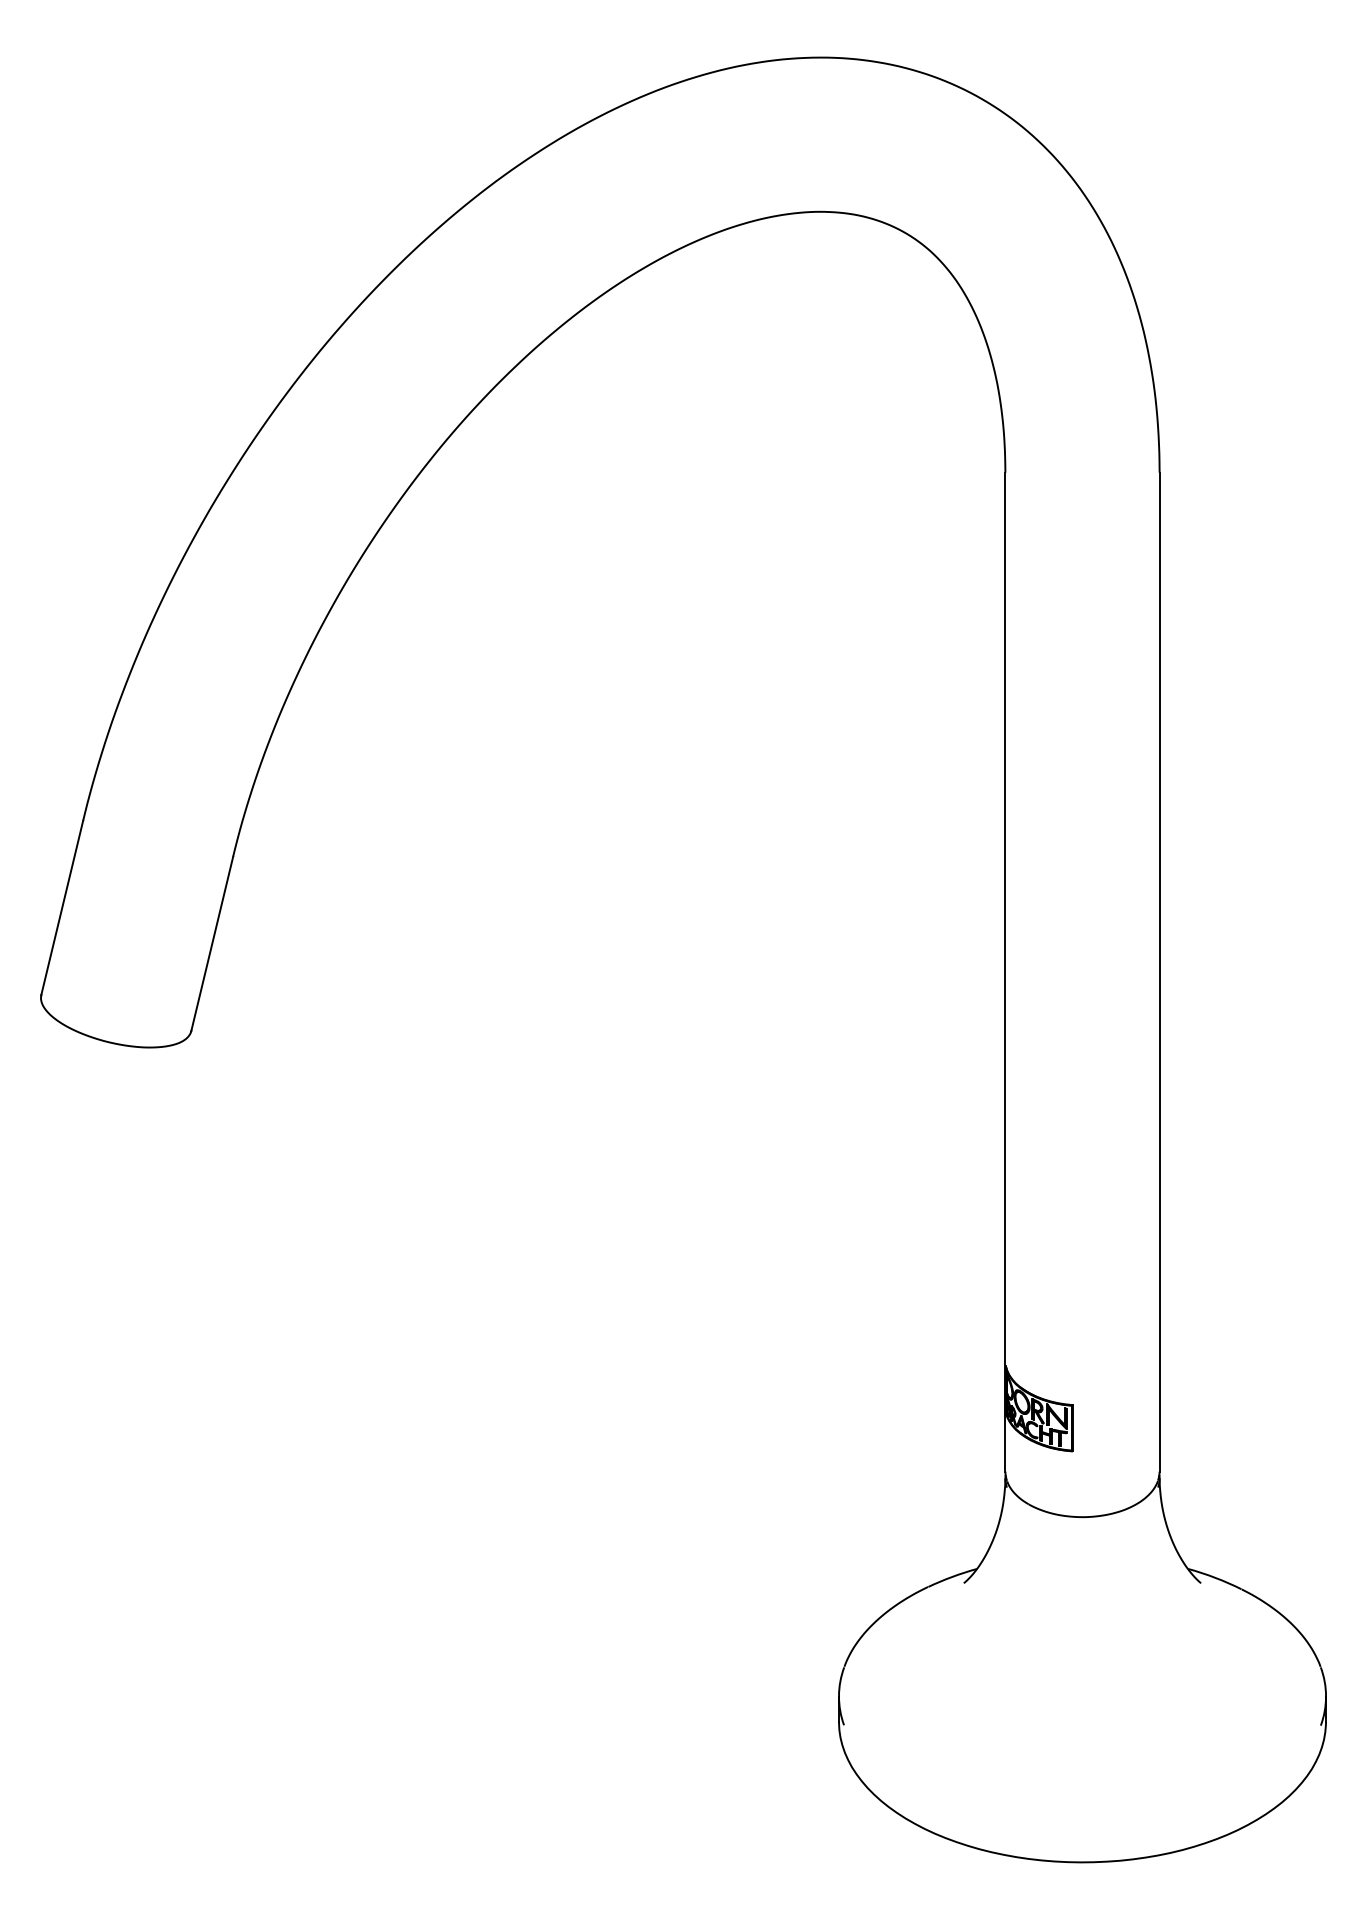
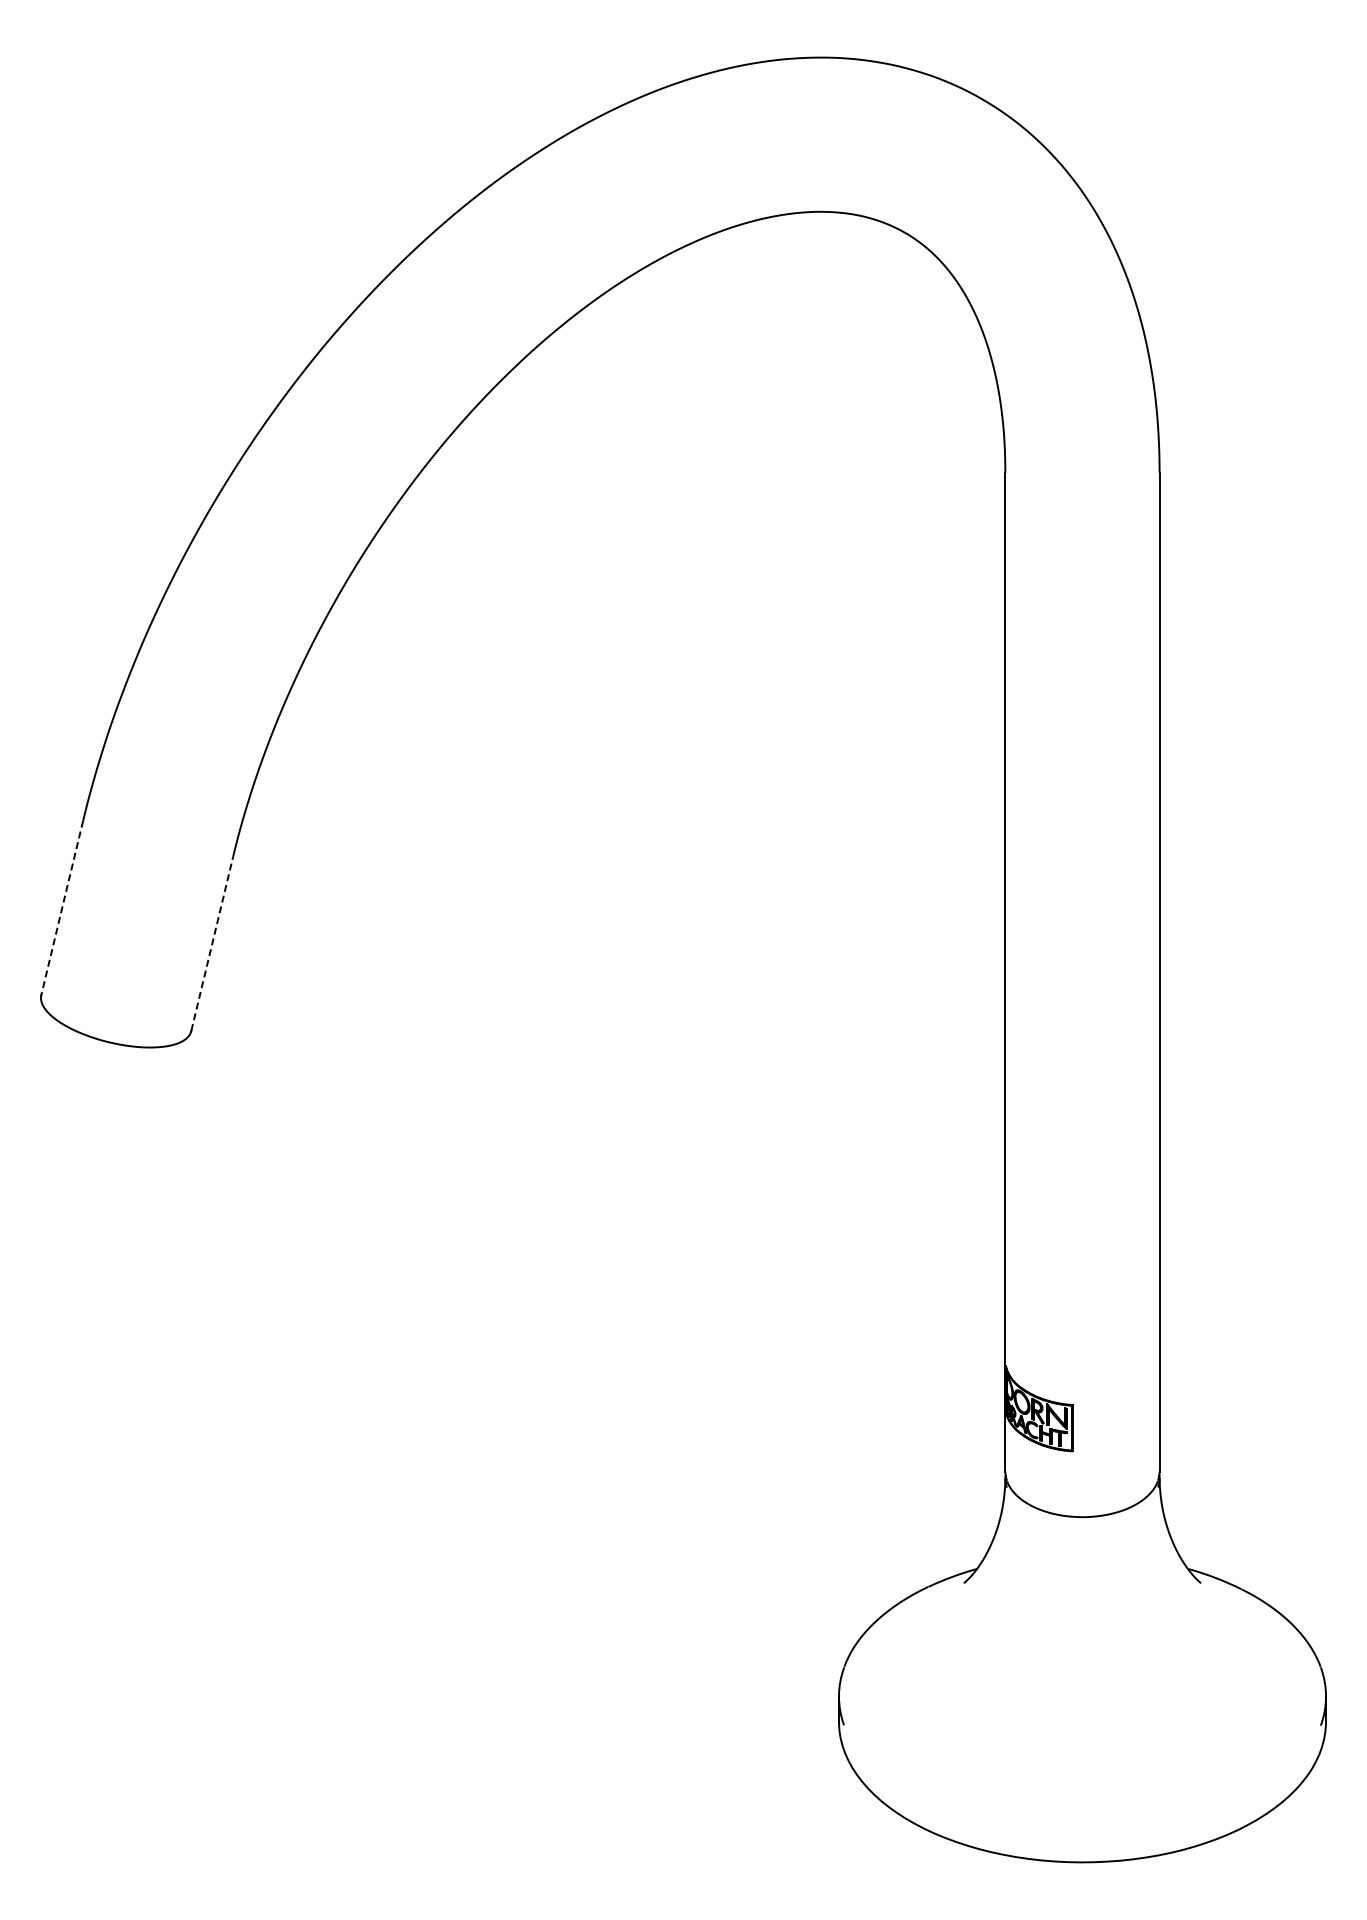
line: solid -> dashed (62, 907)
line: solid -> dashed (212, 943)
